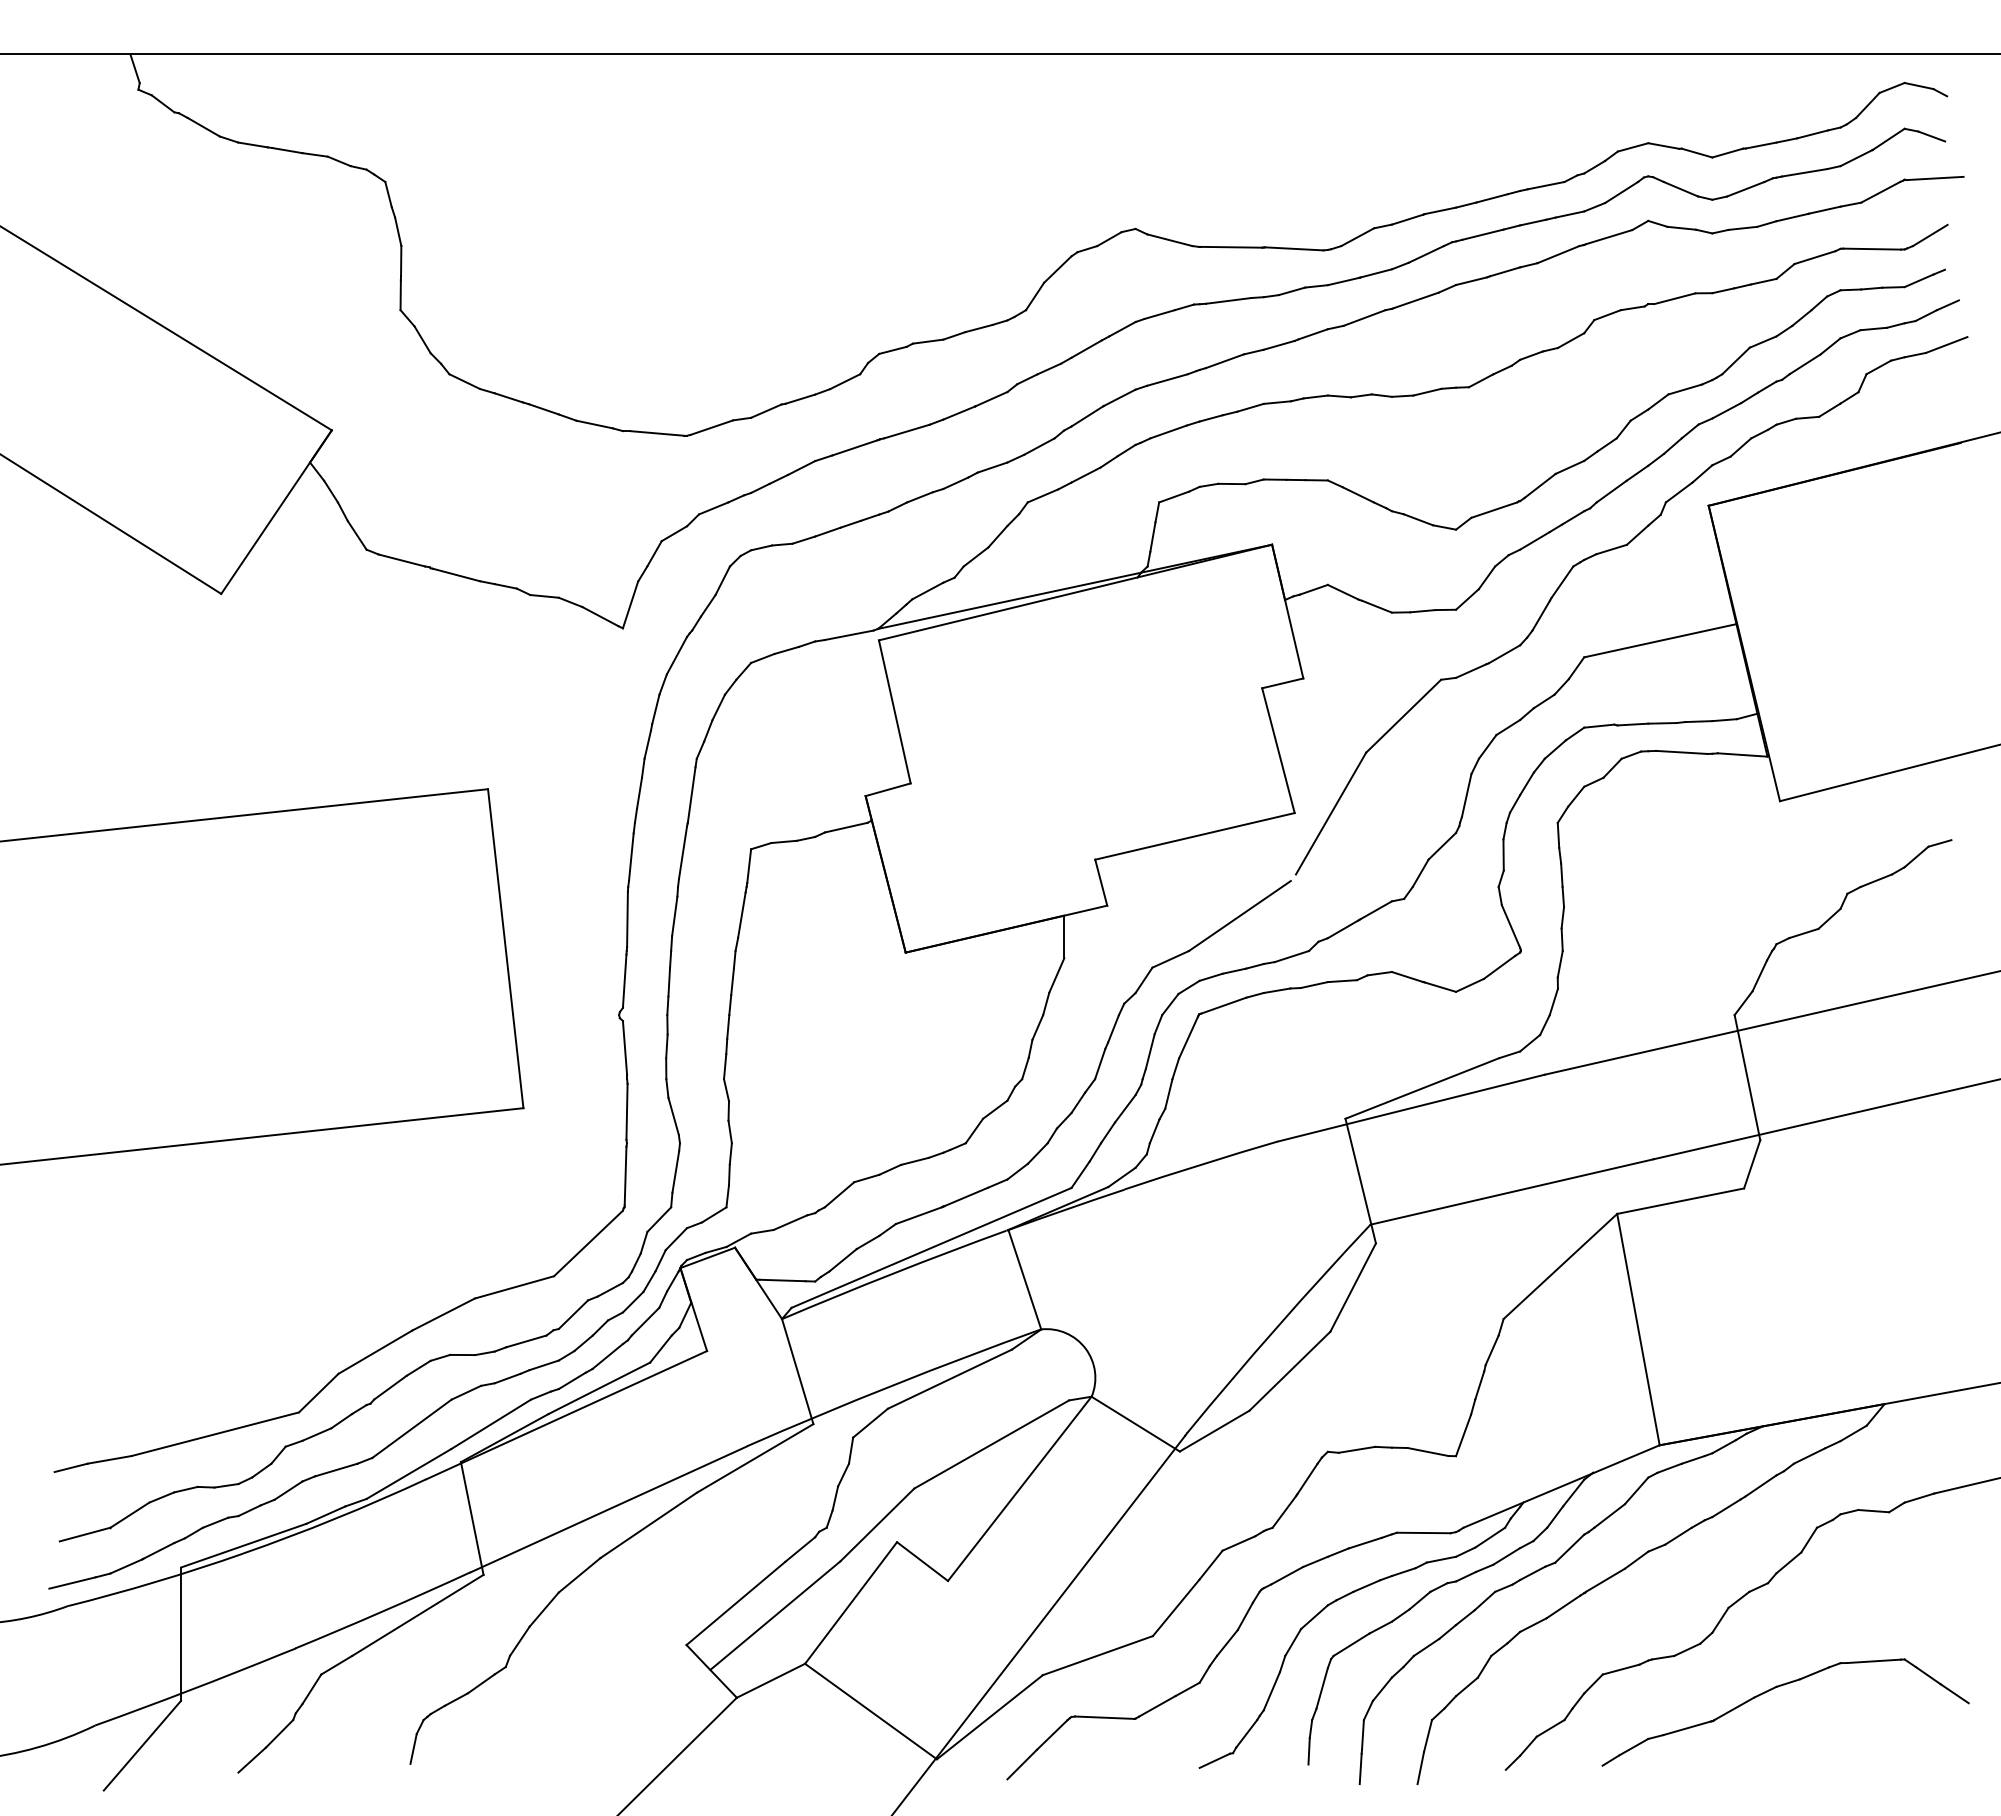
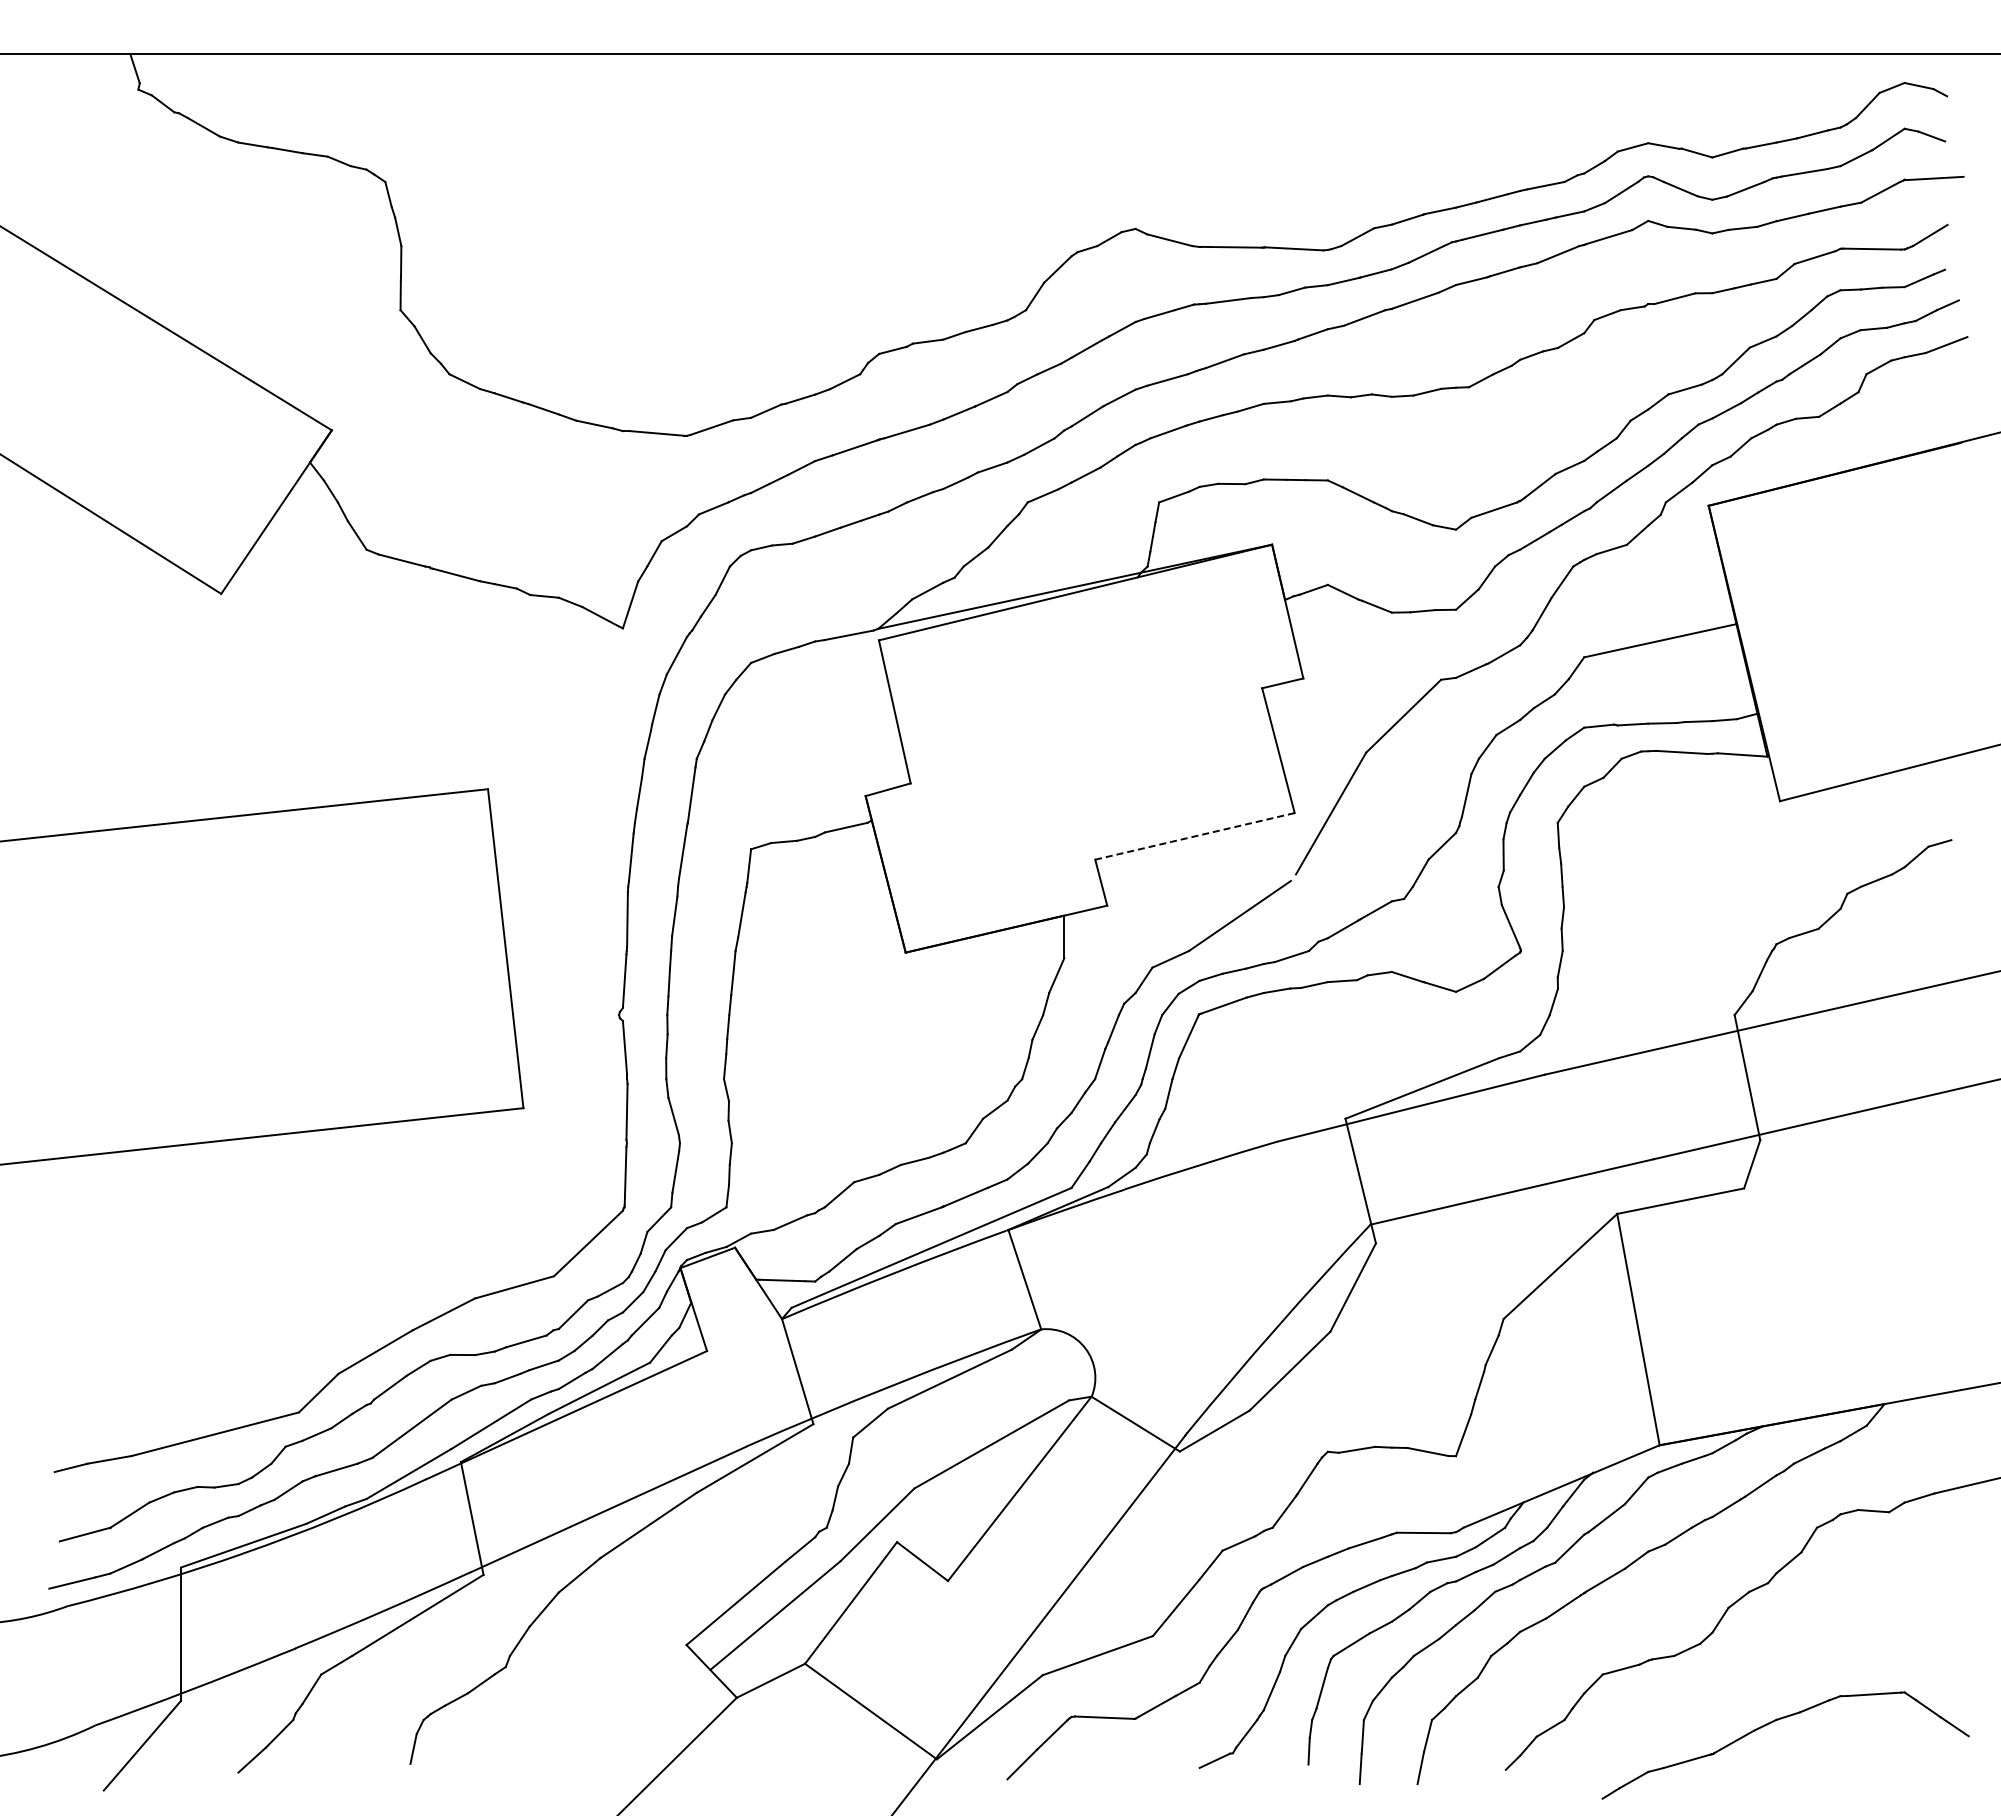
line: solid -> dashed (1194, 836)
part position: (1773, 1689) -> (1773, 1722) (1773, 1722)
